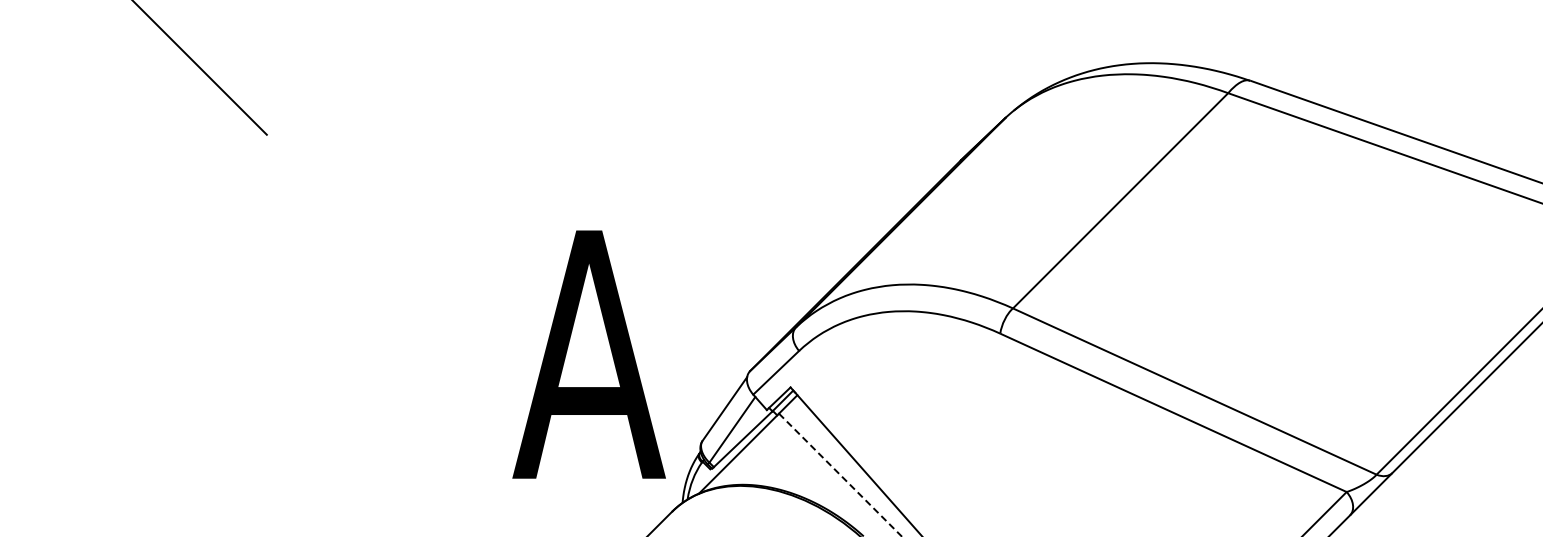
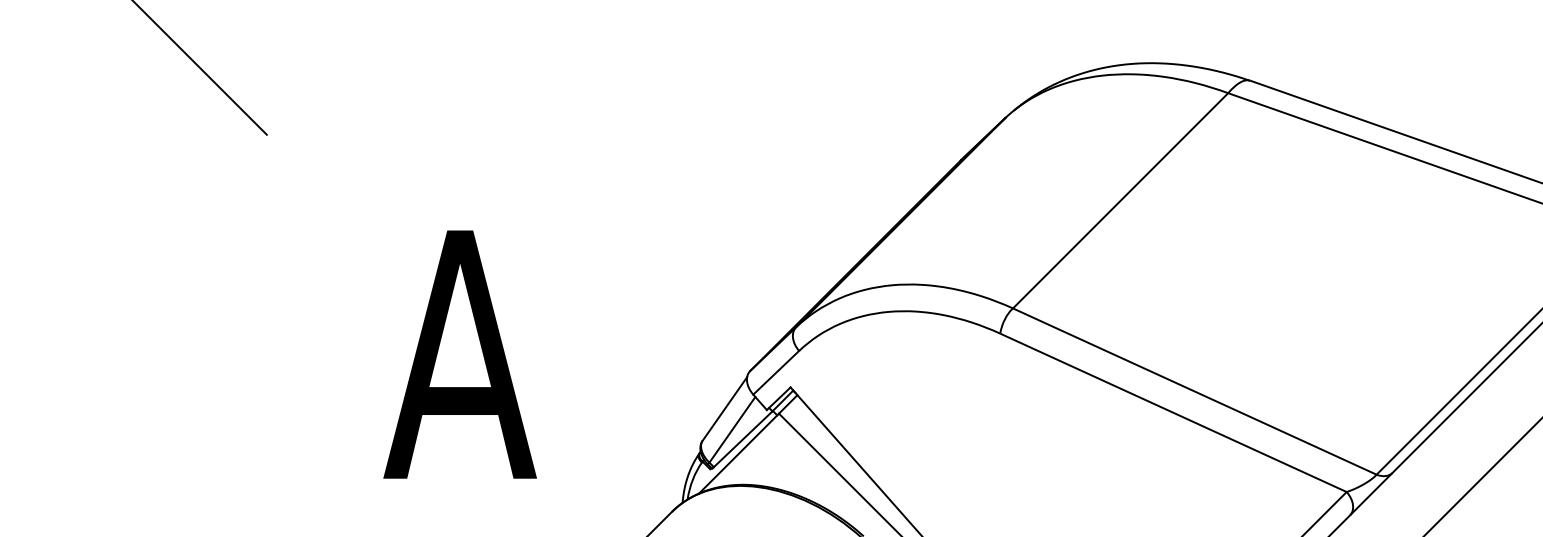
text position: (588, 354) -> (459, 354) (459, 354)
line: dashed -> solid (840, 475)
line: none -> present (1482, 476)
